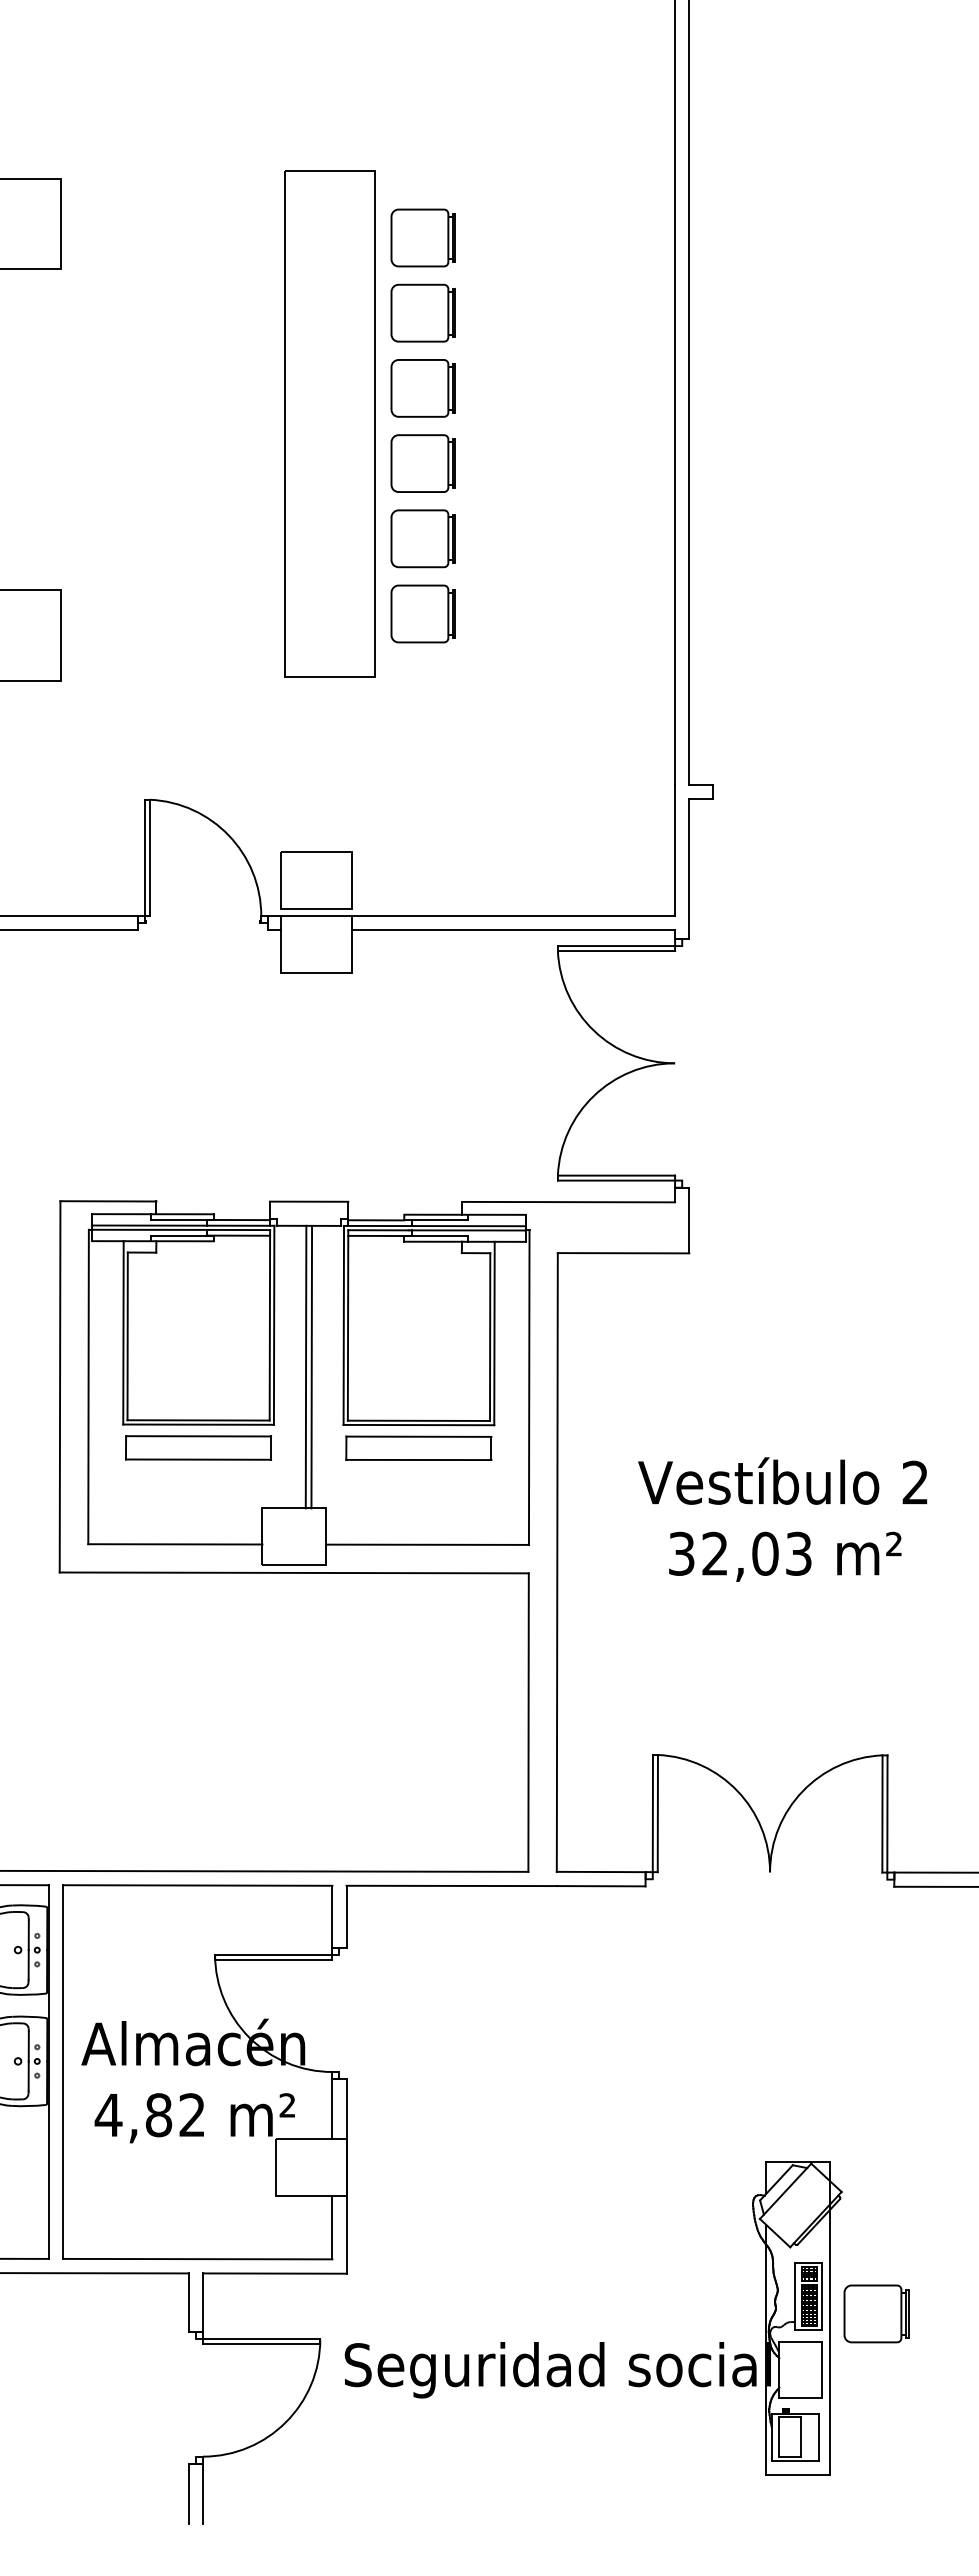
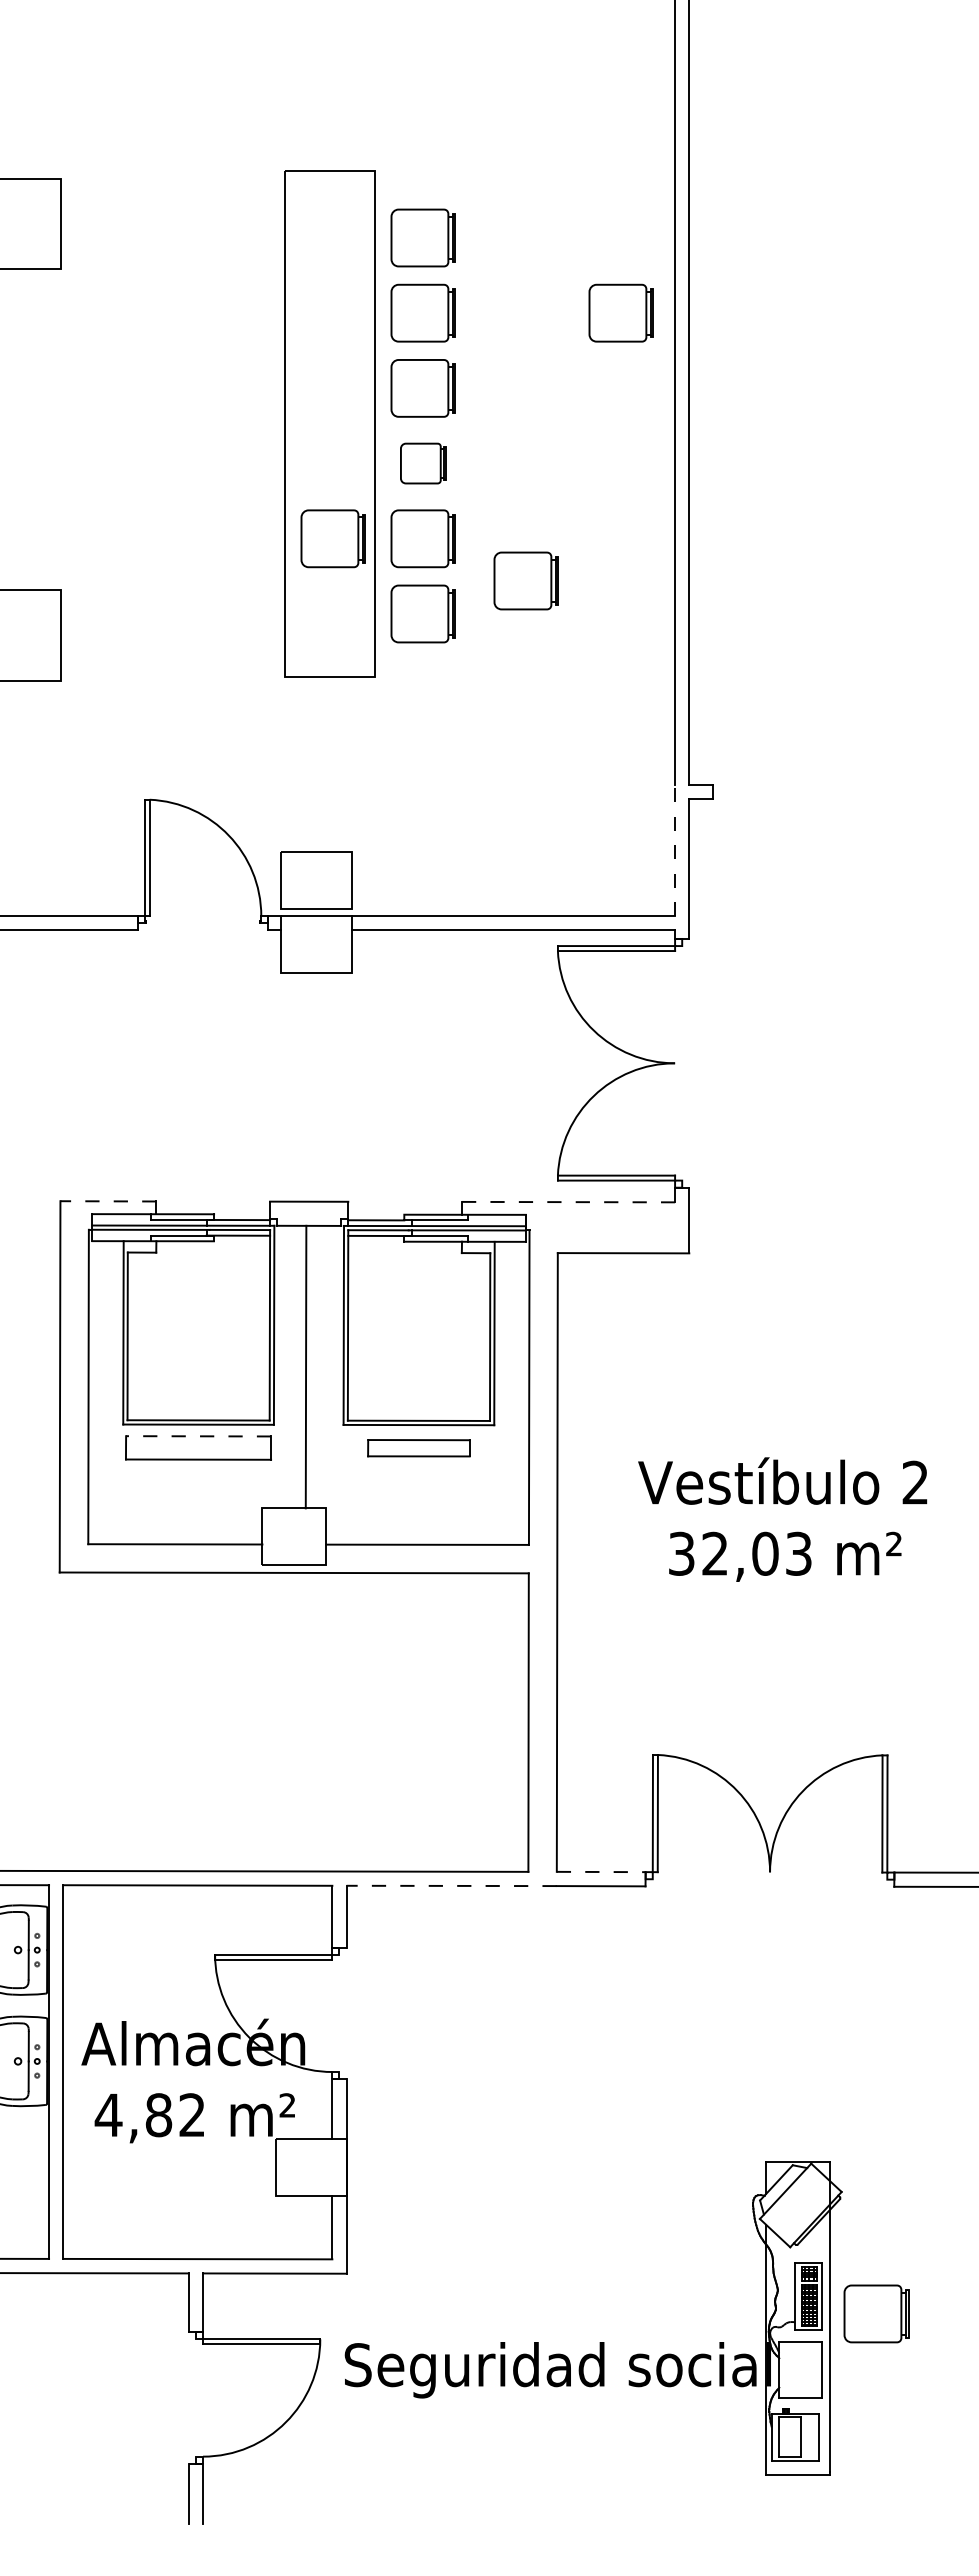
part: none -> present (620, 312)
part size: 66x59 px -> 47x43 px (423, 463)
part: none -> present (332, 538)
part: none -> present (525, 580)
line: solid -> dashed (675, 850)
line: solid -> dashed (108, 1201)
line: solid -> dashed (568, 1202)
line: present -> none (311, 1366)
line: solid -> dashed (198, 1436)
part size: 148x26 px -> 104x19 px (418, 1448)
line: solid -> dashed (601, 1872)
line: solid -> dashed (451, 1885)
